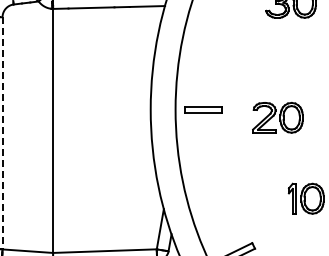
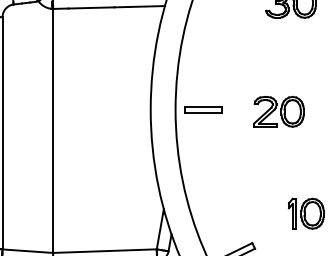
part position: (277, 117) -> (278, 111) (278, 111)
line: dashed -> solid (2, 133)
part position: (305, 198) -> (305, 213) (305, 213)
